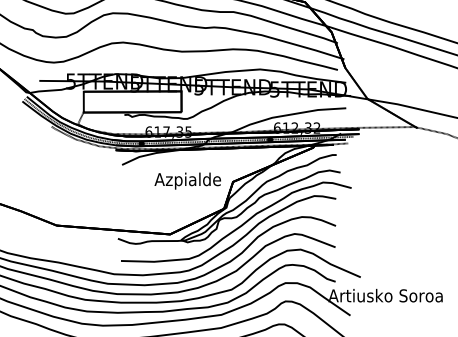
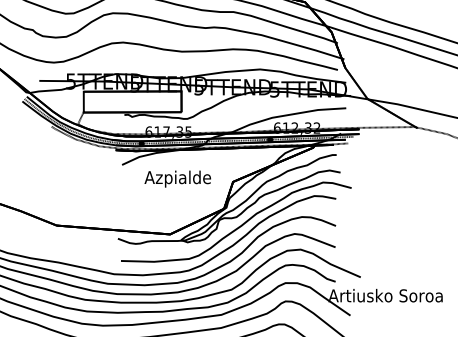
text position: (187, 180) -> (177, 178) (177, 178)
